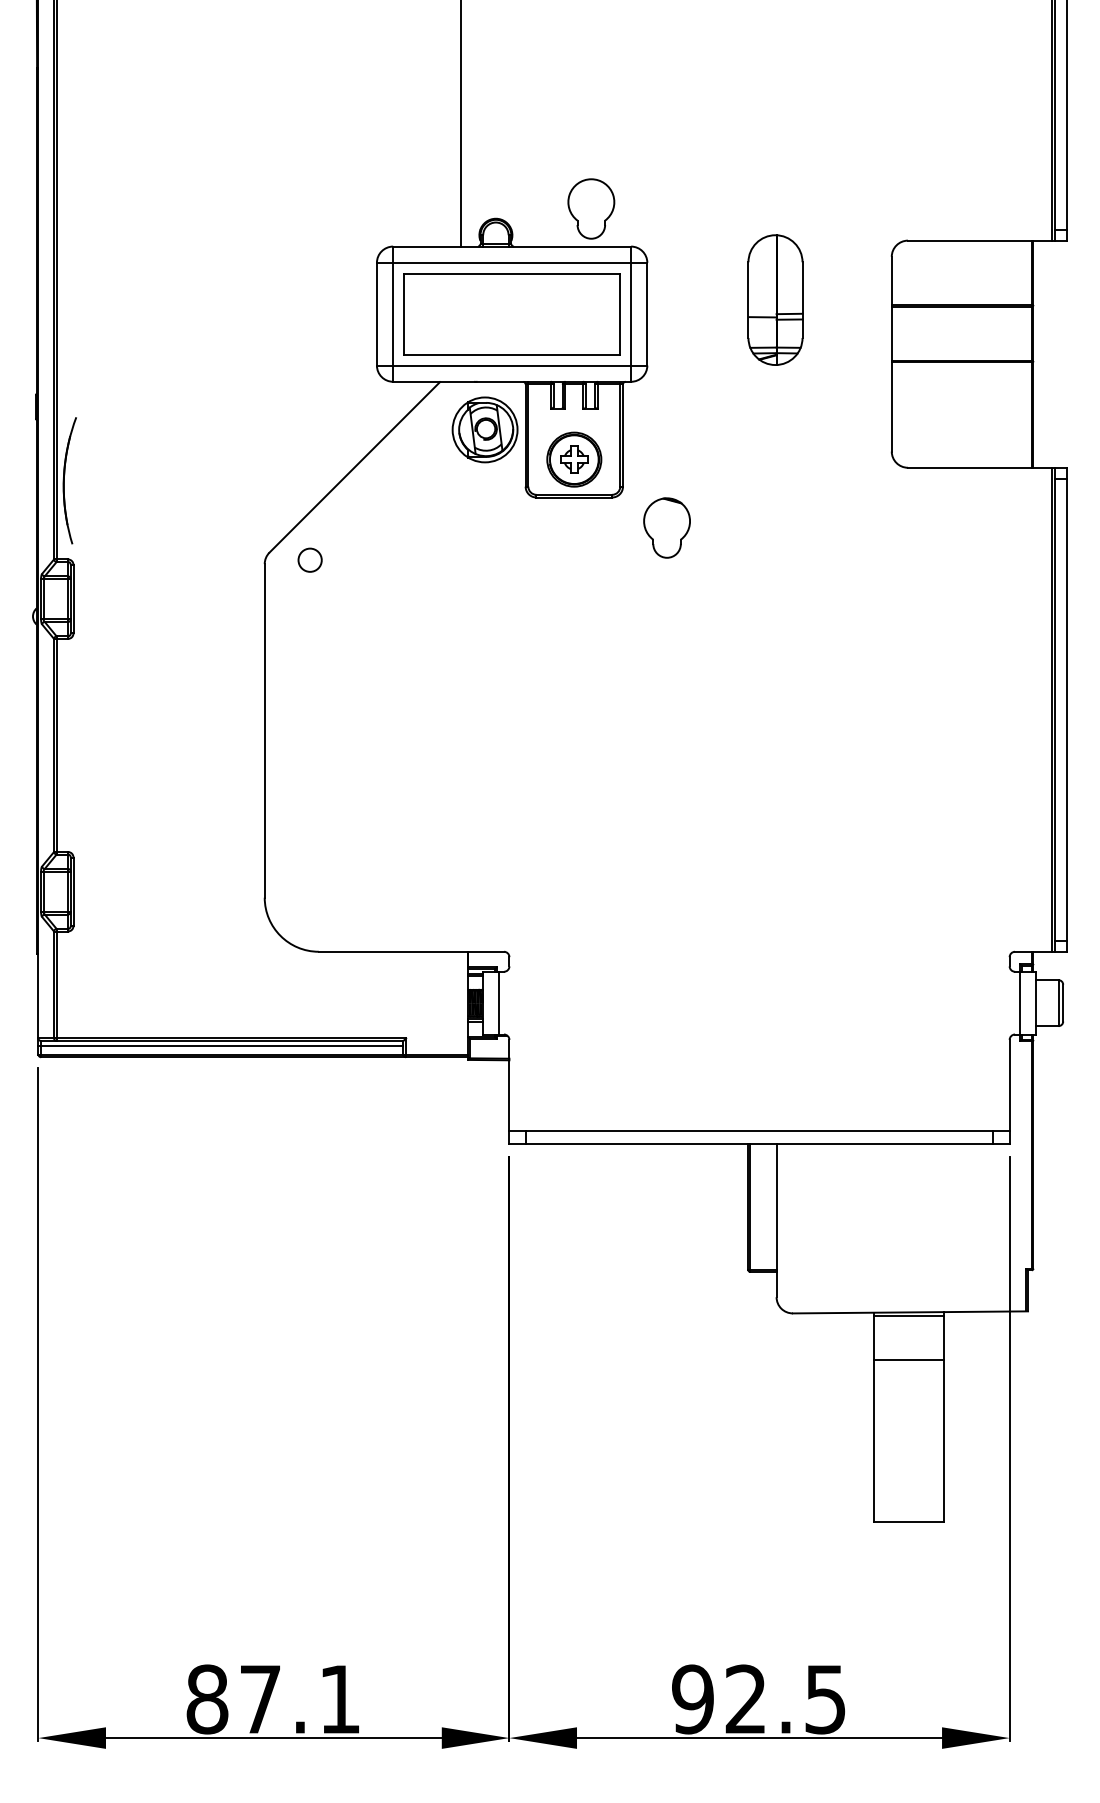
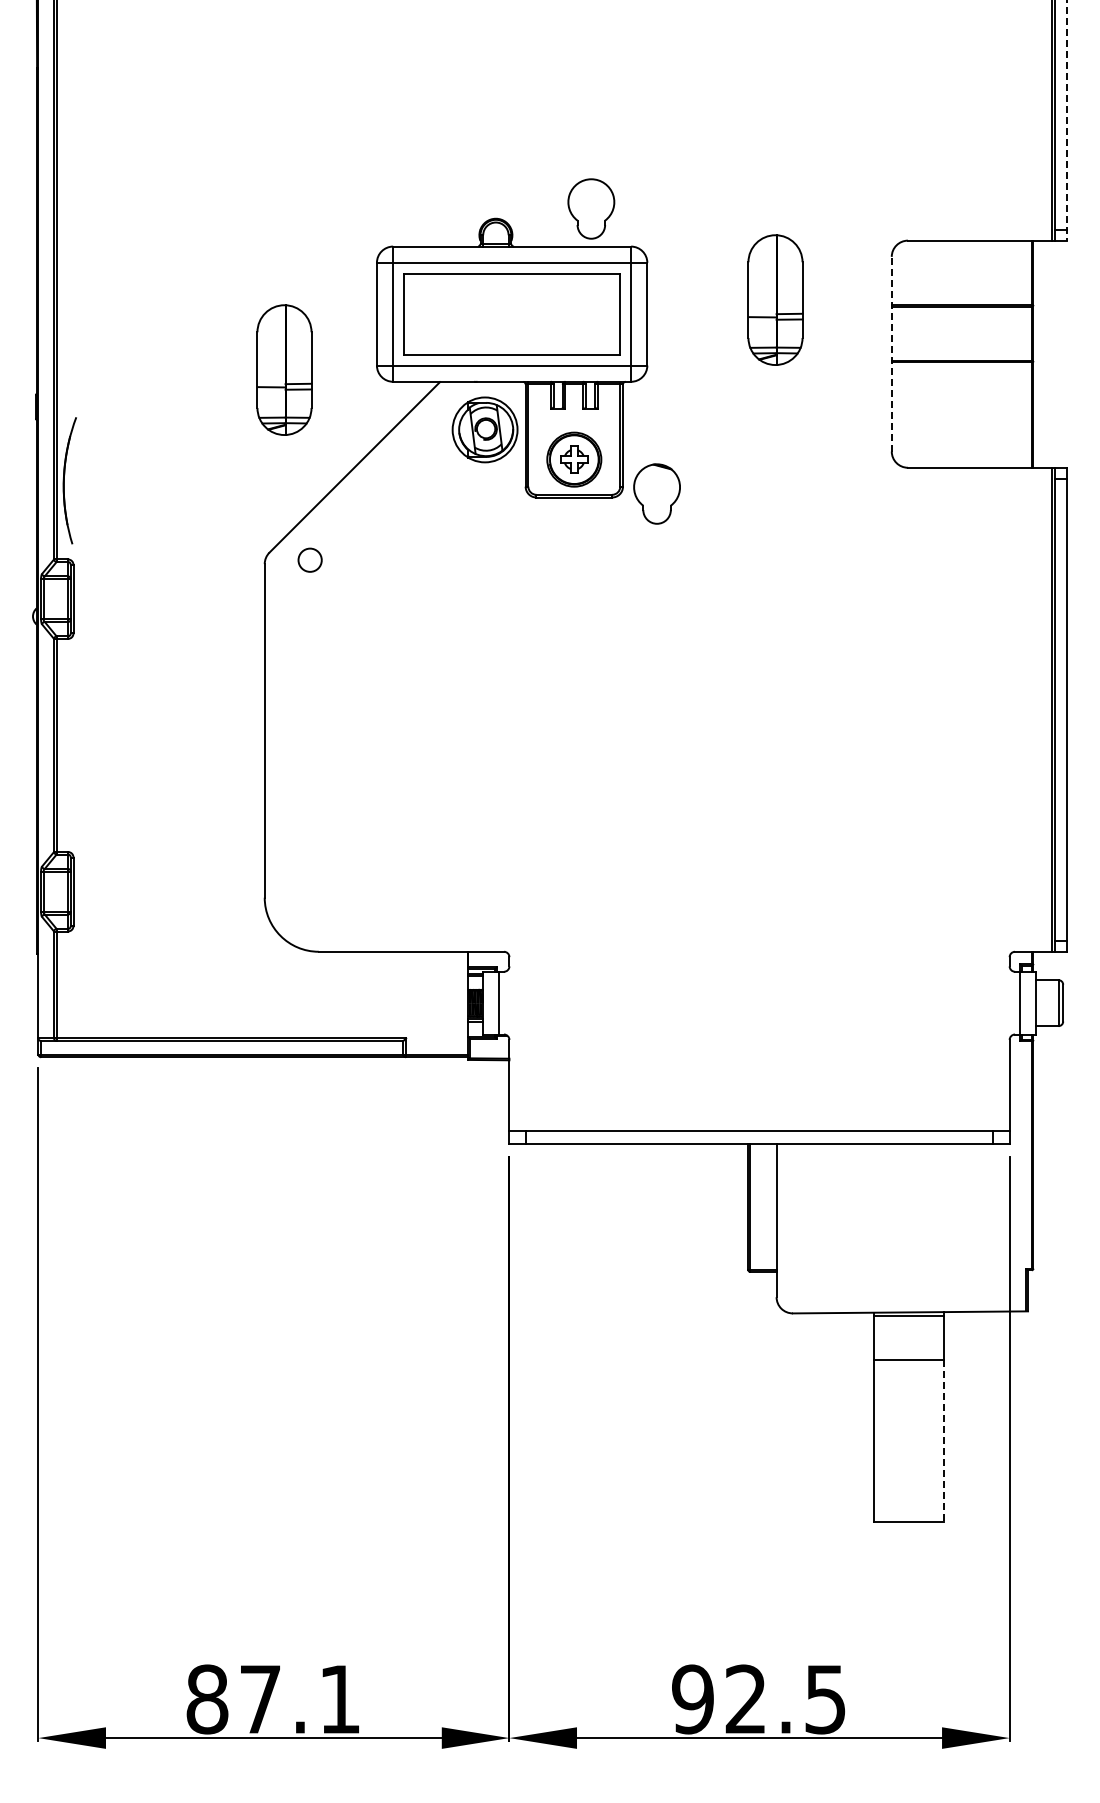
line: solid -> dashed (1066, 120)
line: present -> none (460, 124)
line: solid -> dashed (891, 353)
part: none -> present (284, 369)
part position: (666, 527) -> (656, 493) (656, 493)
line: present -> none (220, 1046)
line: solid -> dashed (944, 1441)
